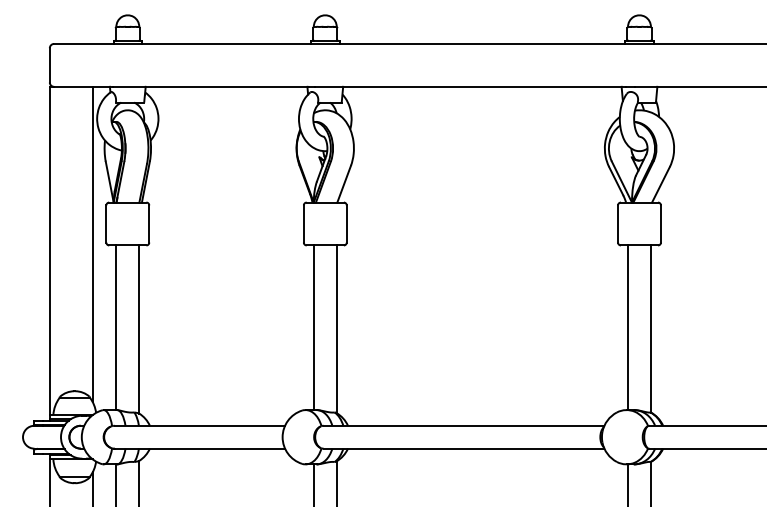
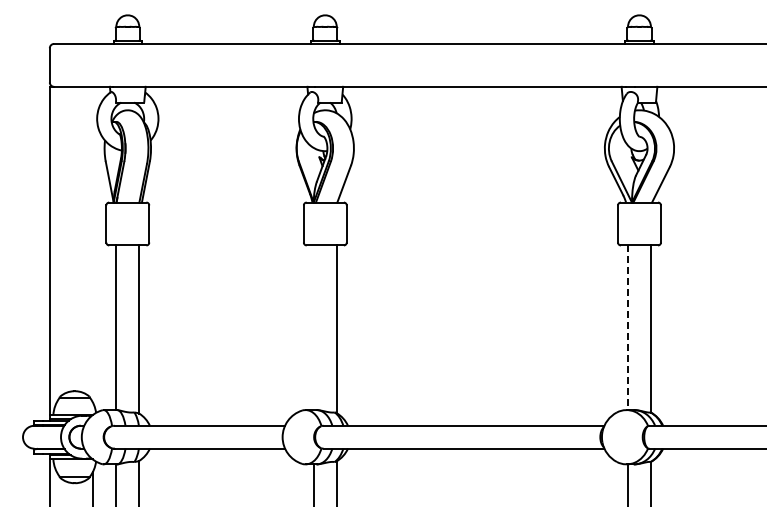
line: present -> none (92, 244)
line: present -> none (313, 327)
line: solid -> dashed (628, 328)
